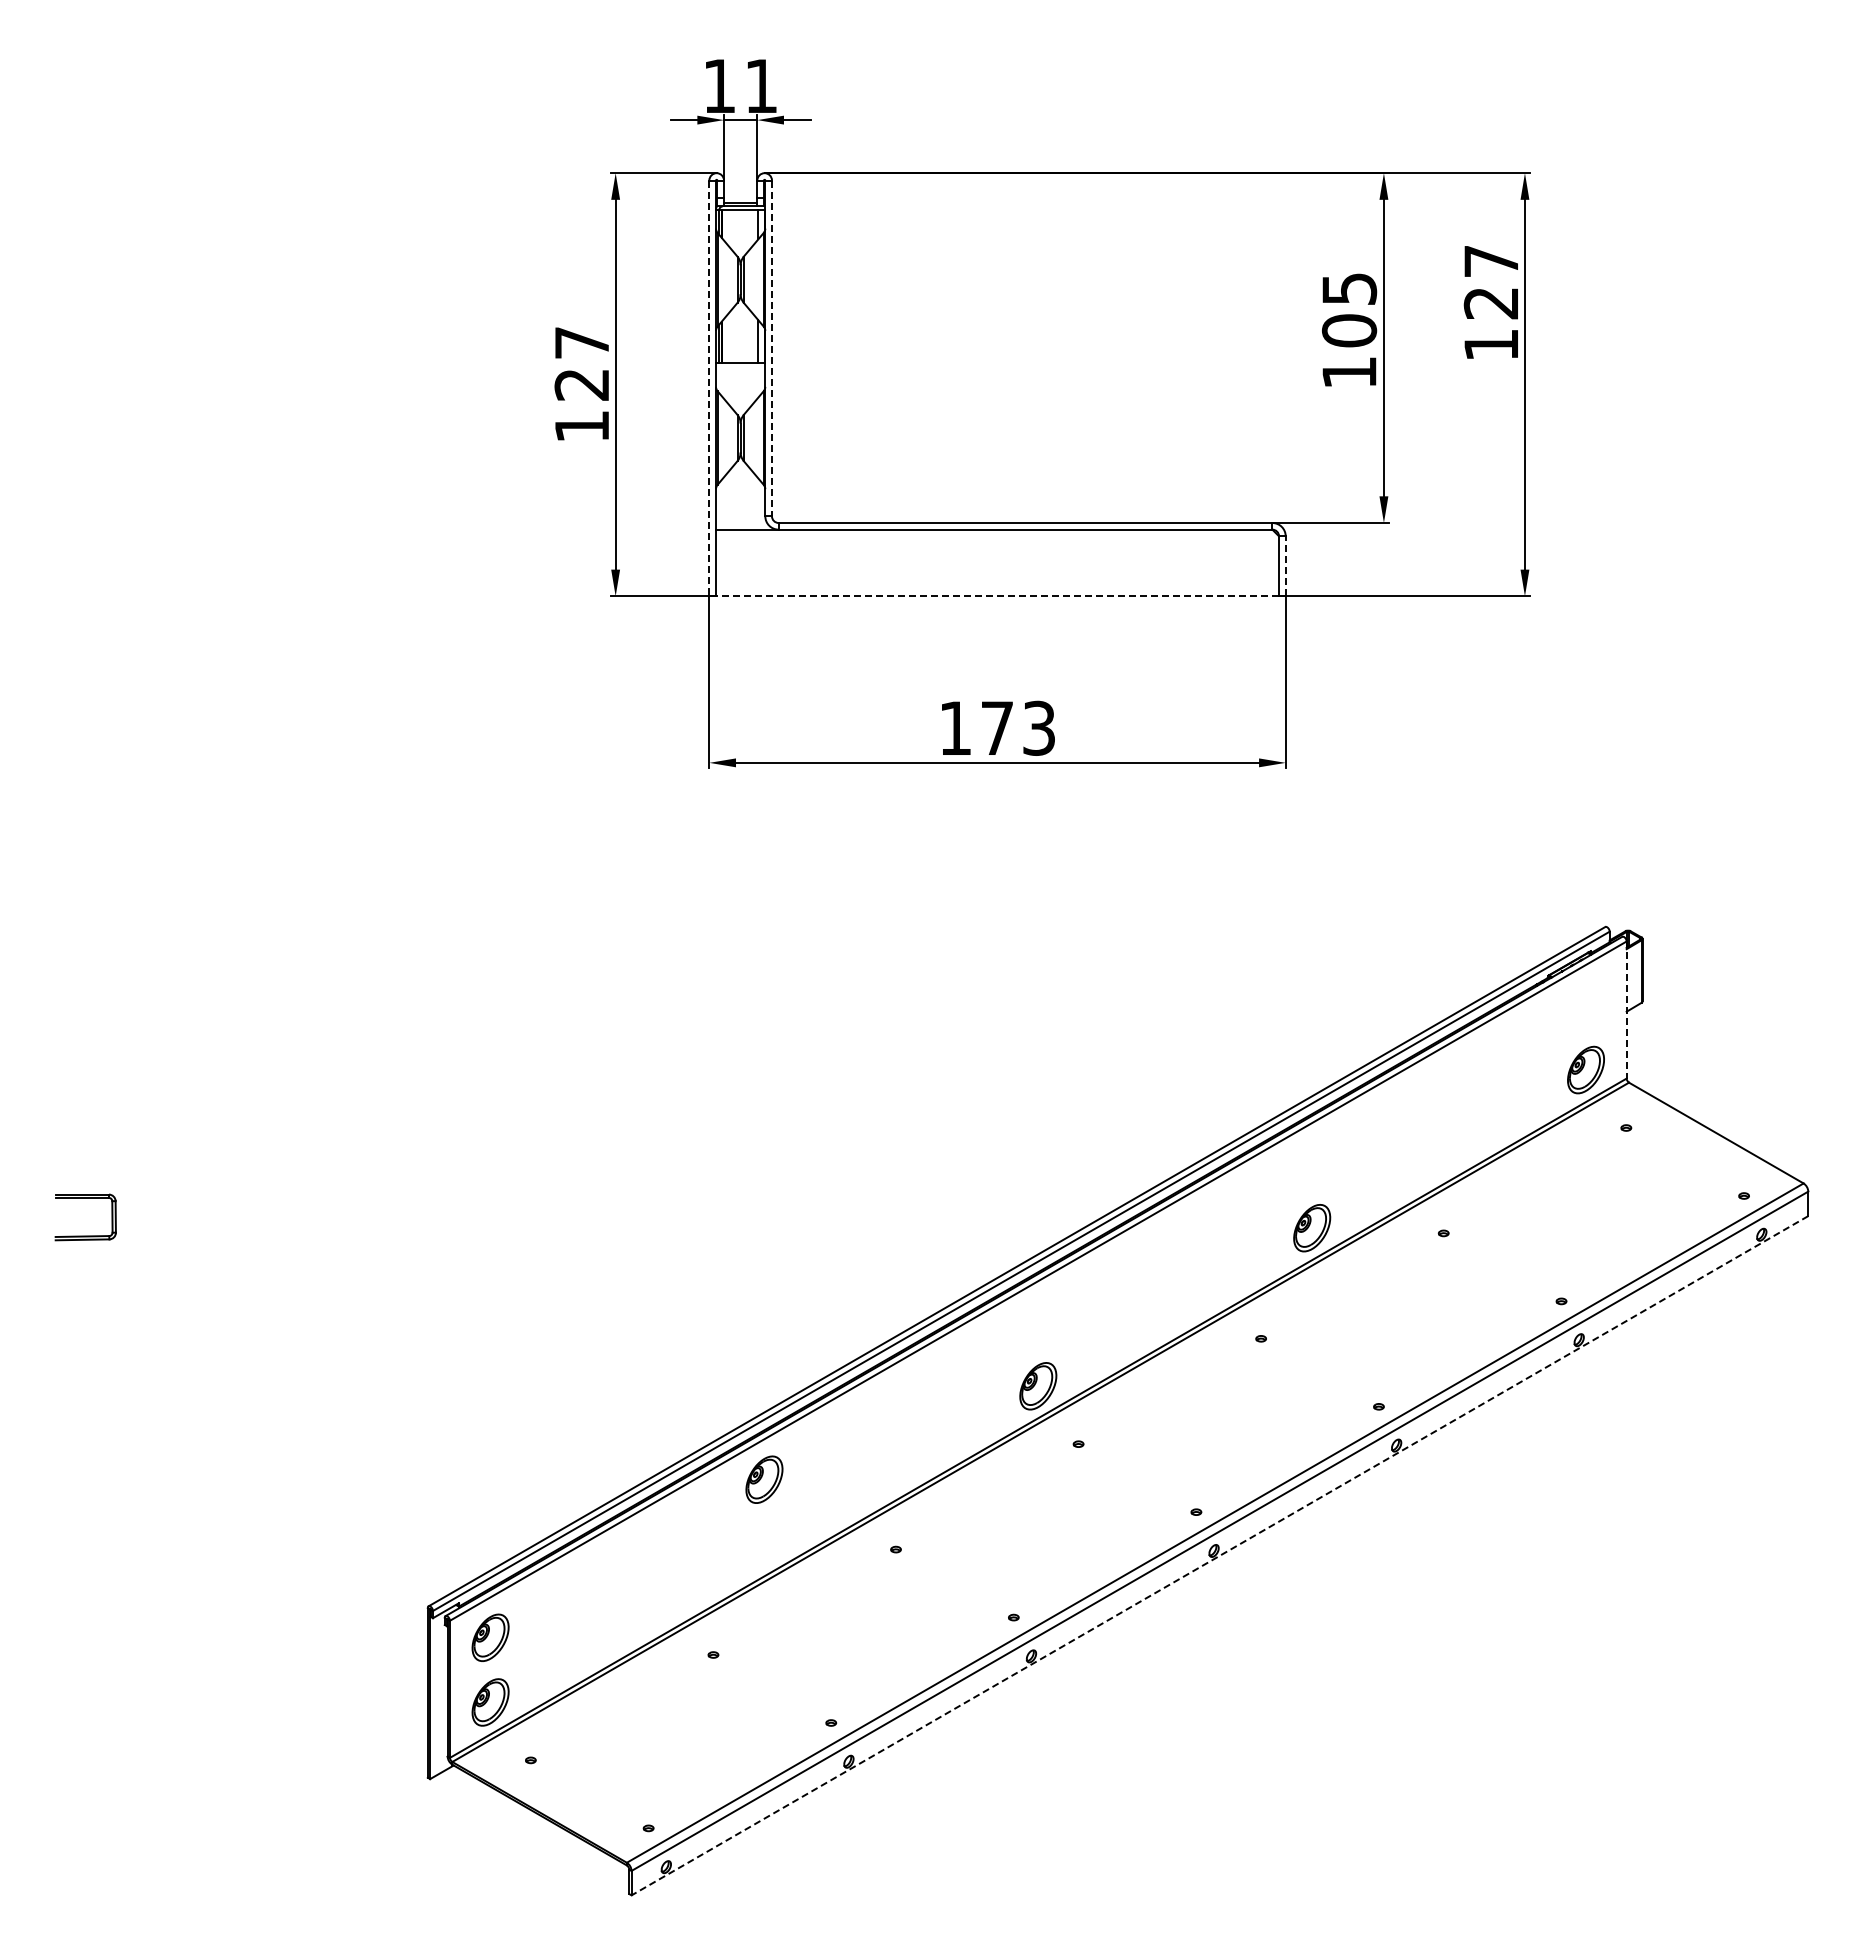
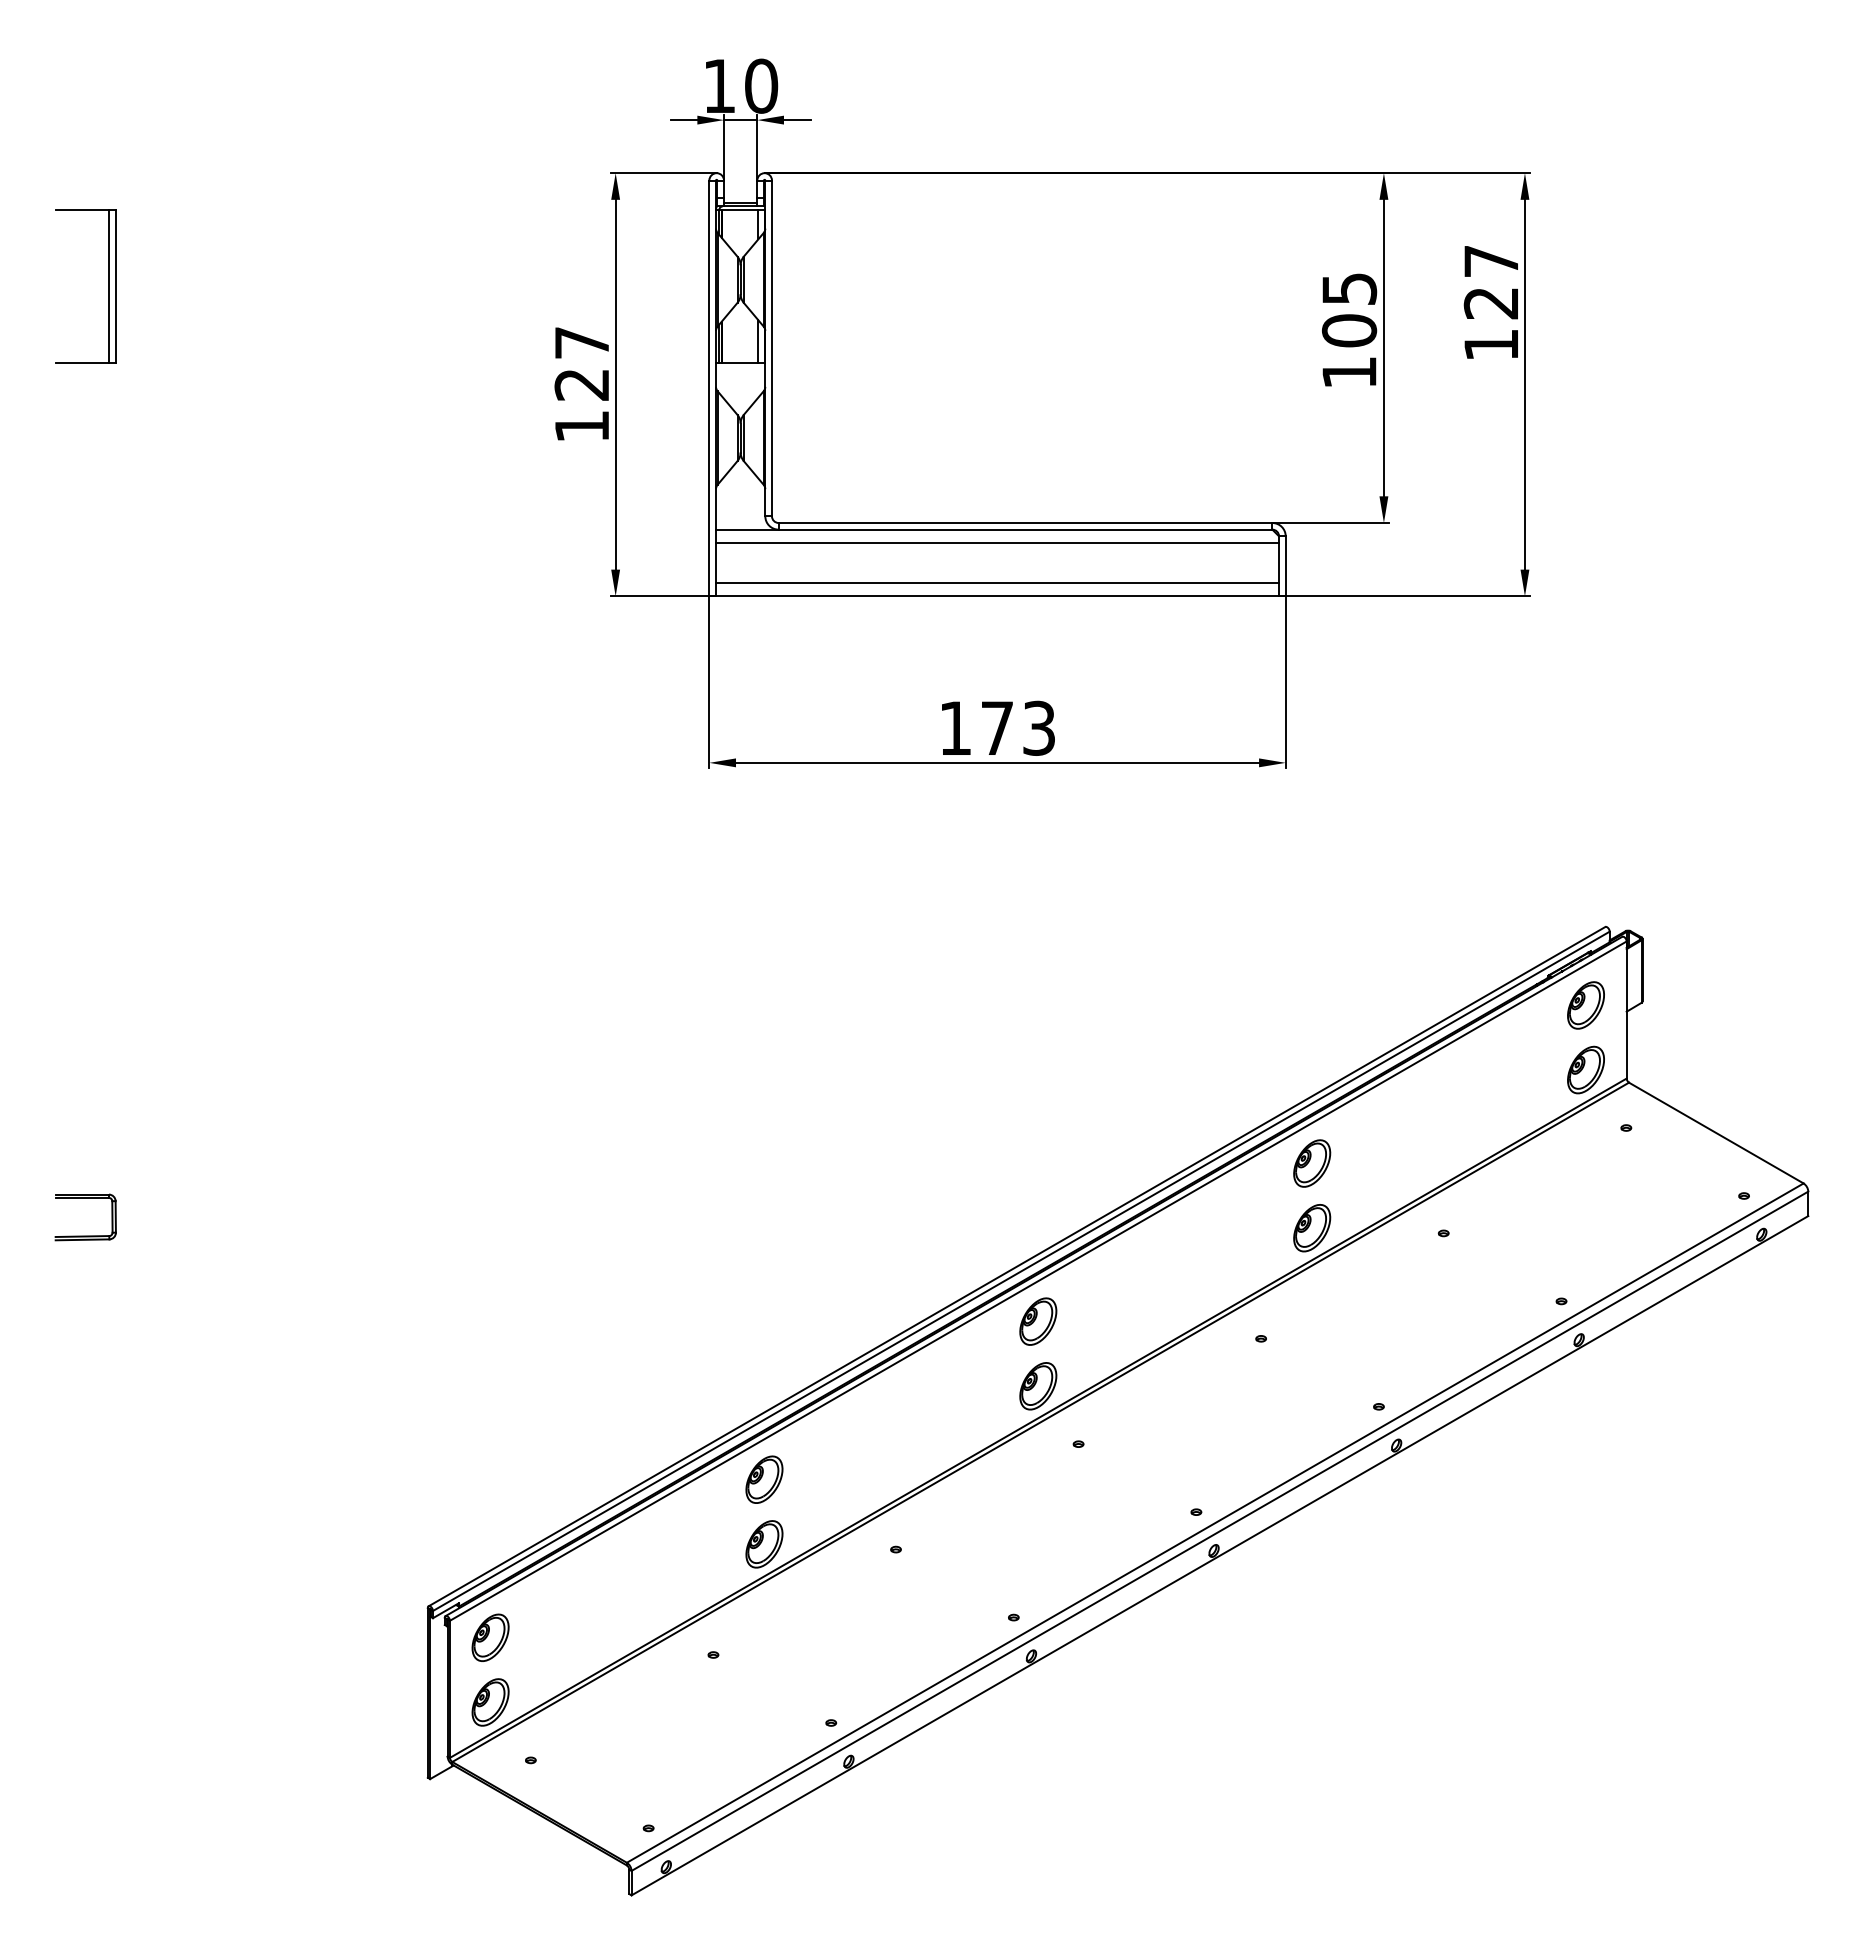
text: 11 -> 10 (761, 85)
part: none -> present (108, 286)
line: dashed -> solid (771, 348)
line: dashed -> solid (709, 388)
line: none -> present (997, 542)
line: dashed -> solid (1285, 566)
line: none -> present (997, 582)
line: dashed -> solid (997, 596)
part: none -> present (1585, 1005)
line: dashed -> solid (1626, 1010)
part: none -> present (1312, 1163)
part: none -> present (1038, 1321)
part: none -> present (764, 1544)
line: dashed -> solid (1219, 1555)
